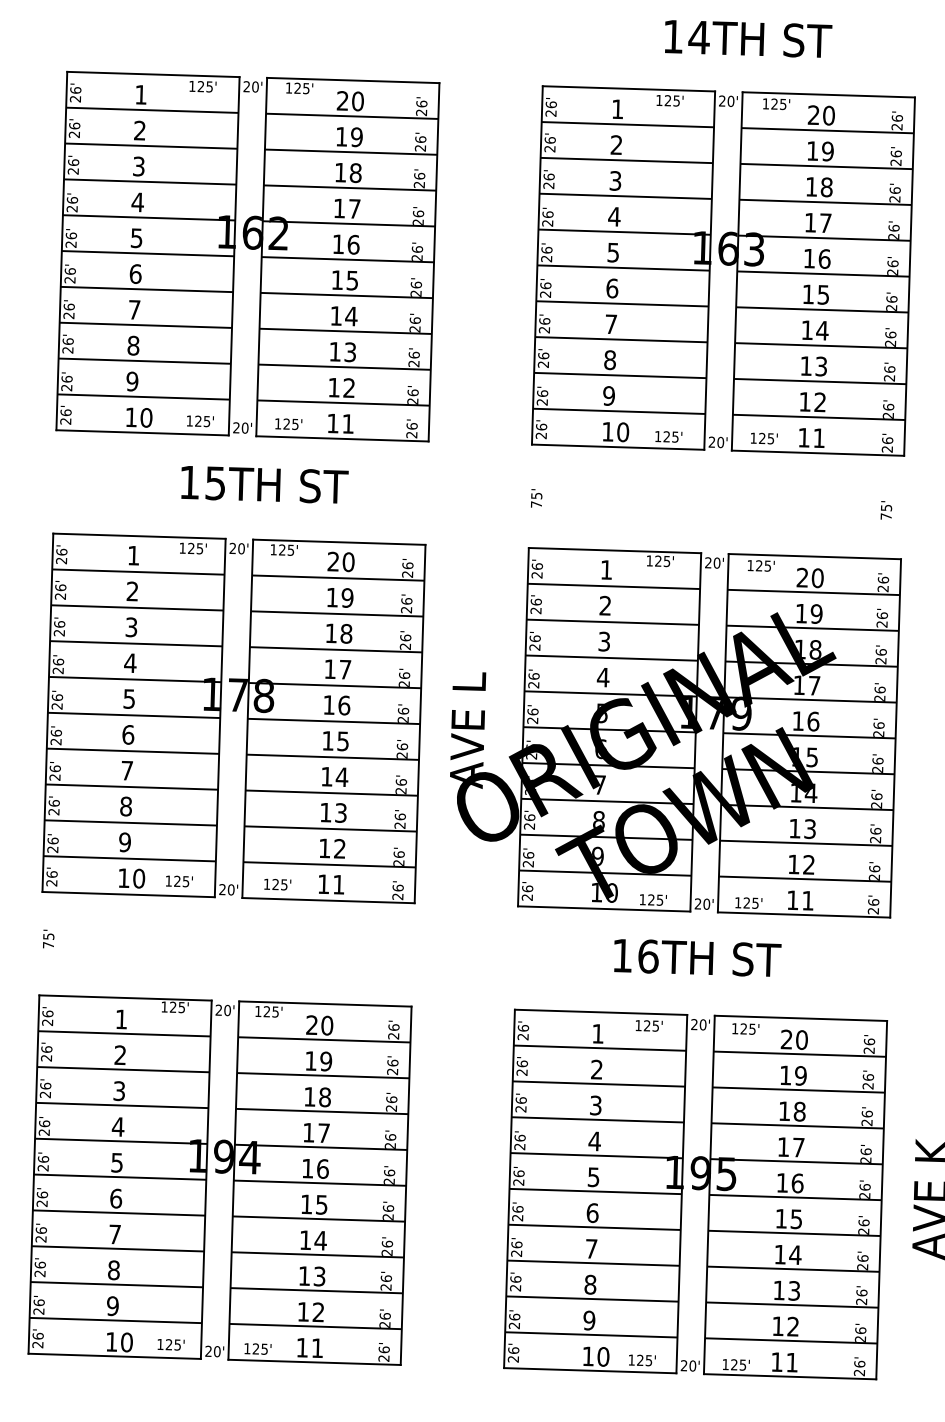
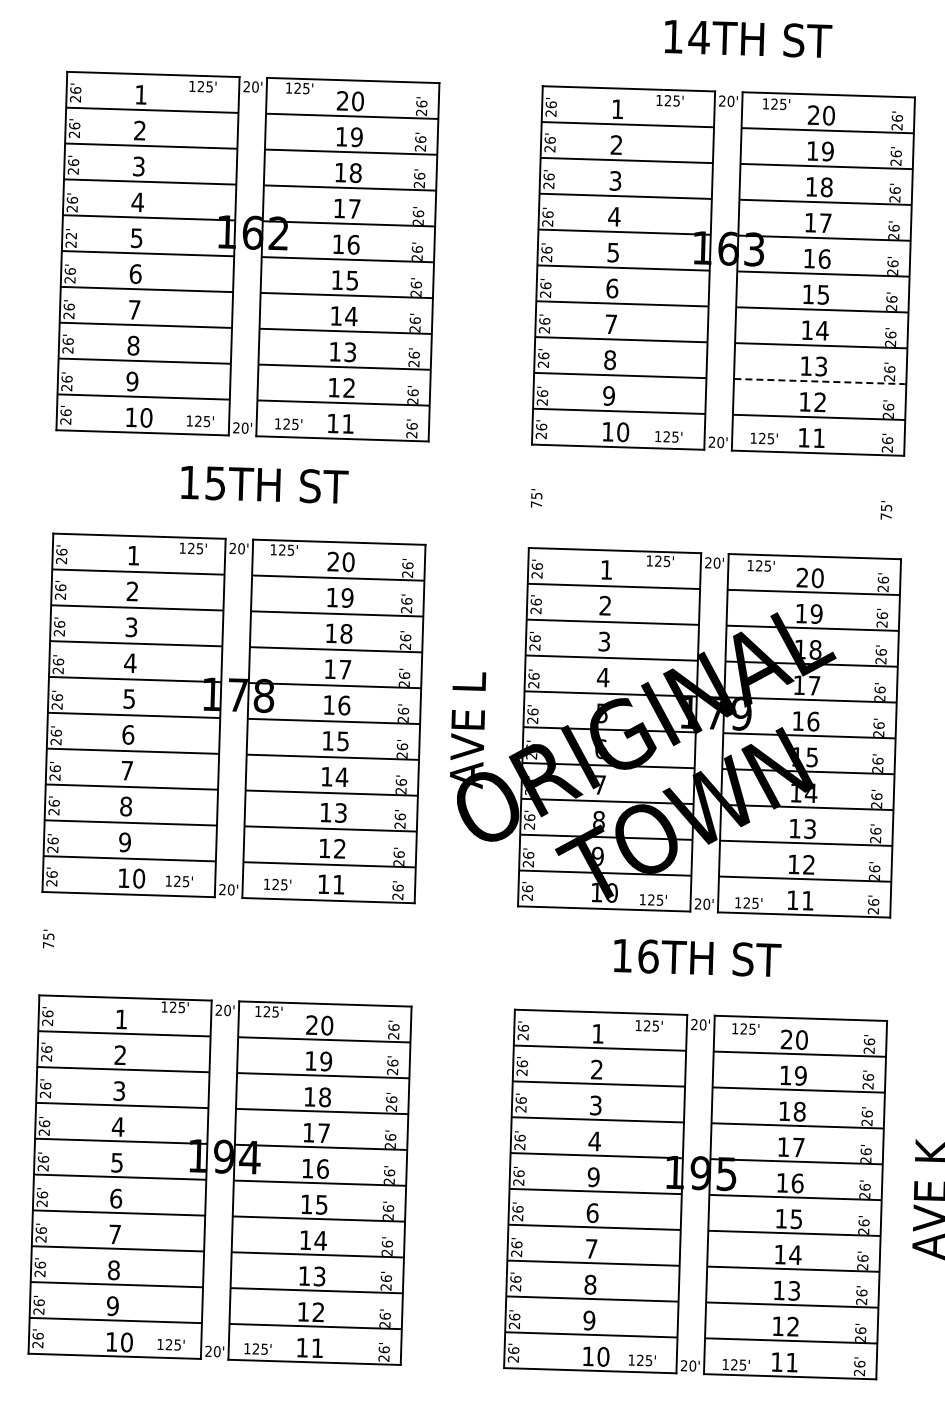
text: 26' -> 22' (71, 235)
line: solid -> dashed (819, 381)
text: 5 -> 9 (593, 1176)
